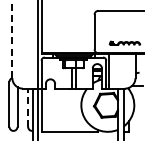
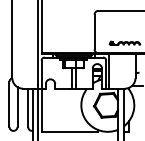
line: dashed -> solid (12, 39)
line: dashed -> solid (28, 107)
